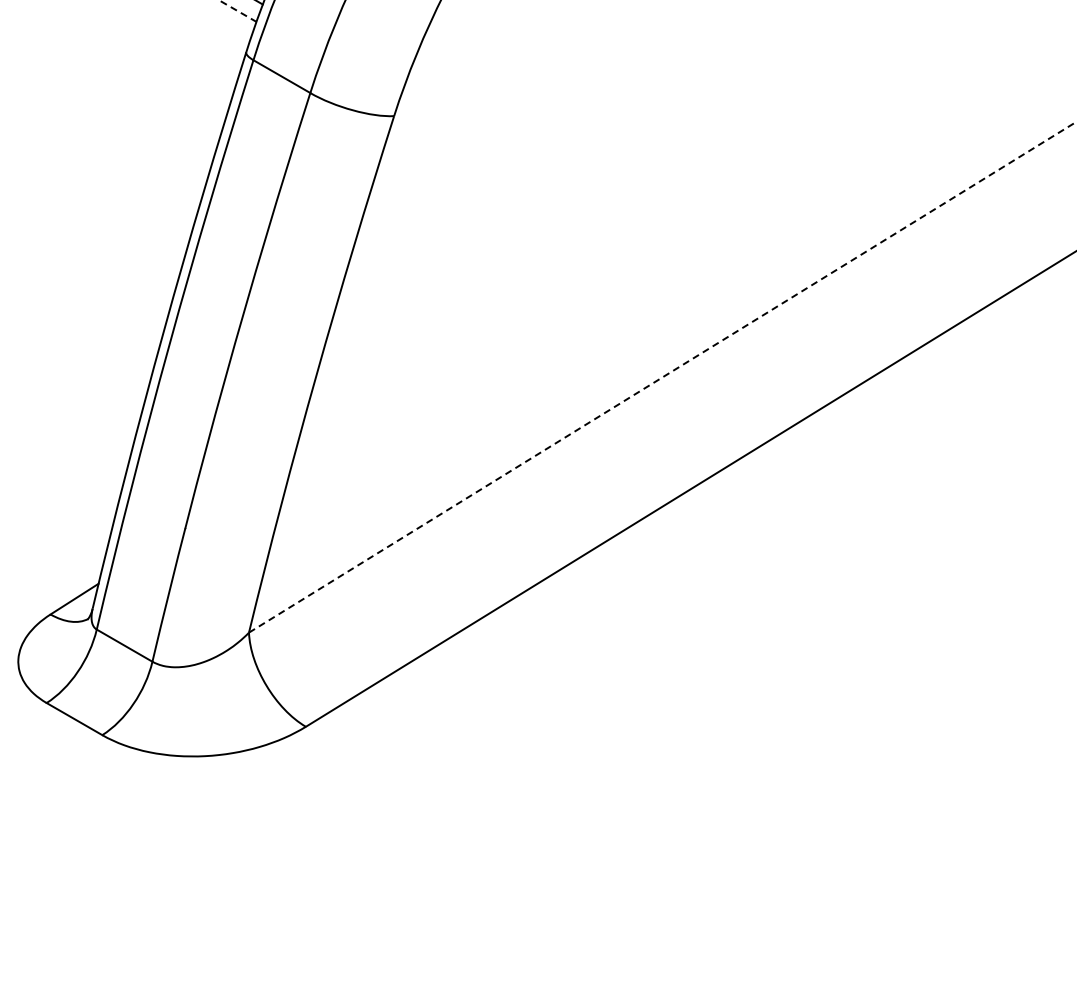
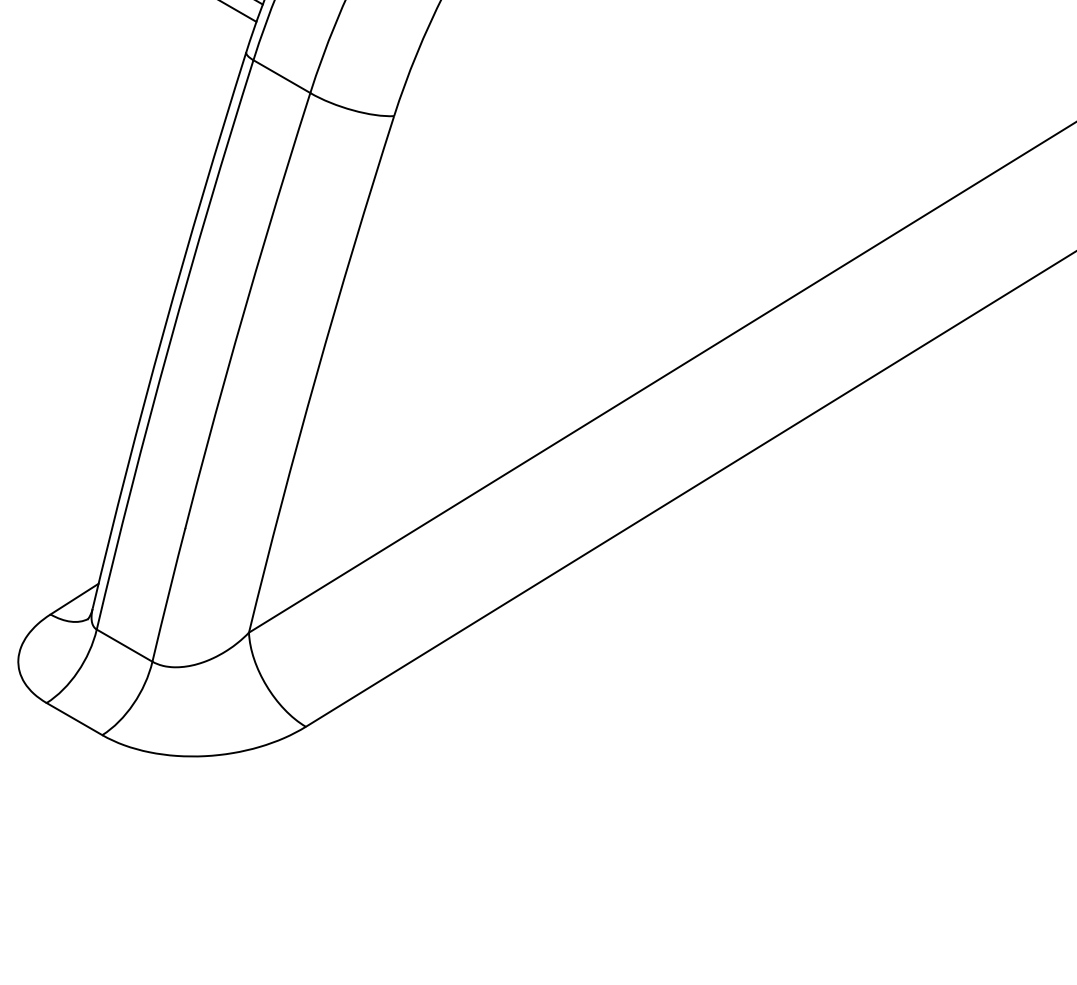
line: dashed -> solid (238, 11)
line: dashed -> solid (663, 376)
